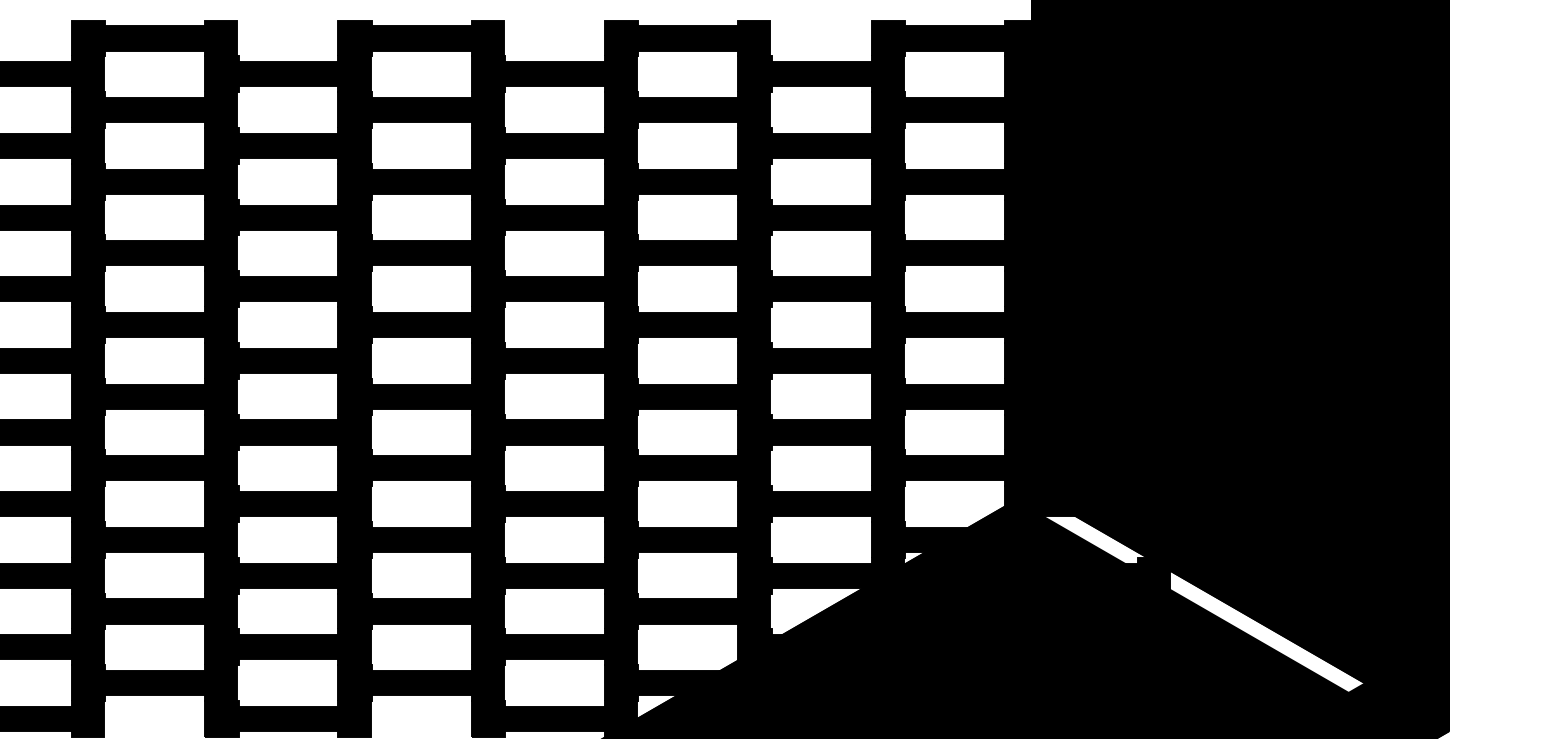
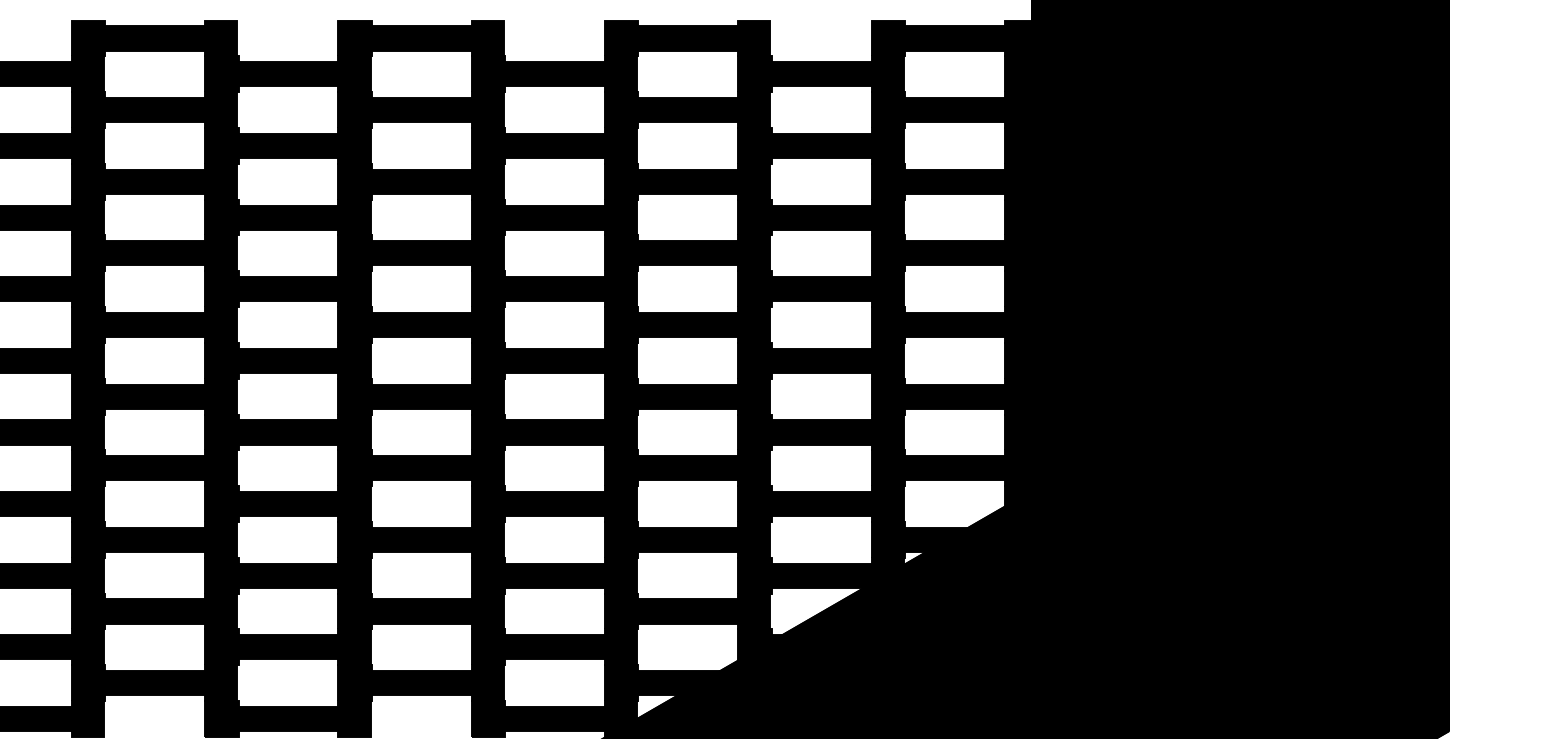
fill: none -> present (1227, 613)
